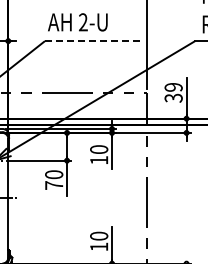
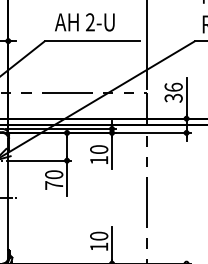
text position: (77, 22) -> (84, 22) (84, 22)
line: dashed -> solid (92, 41)
text: 39 -> 36 (173, 86)
